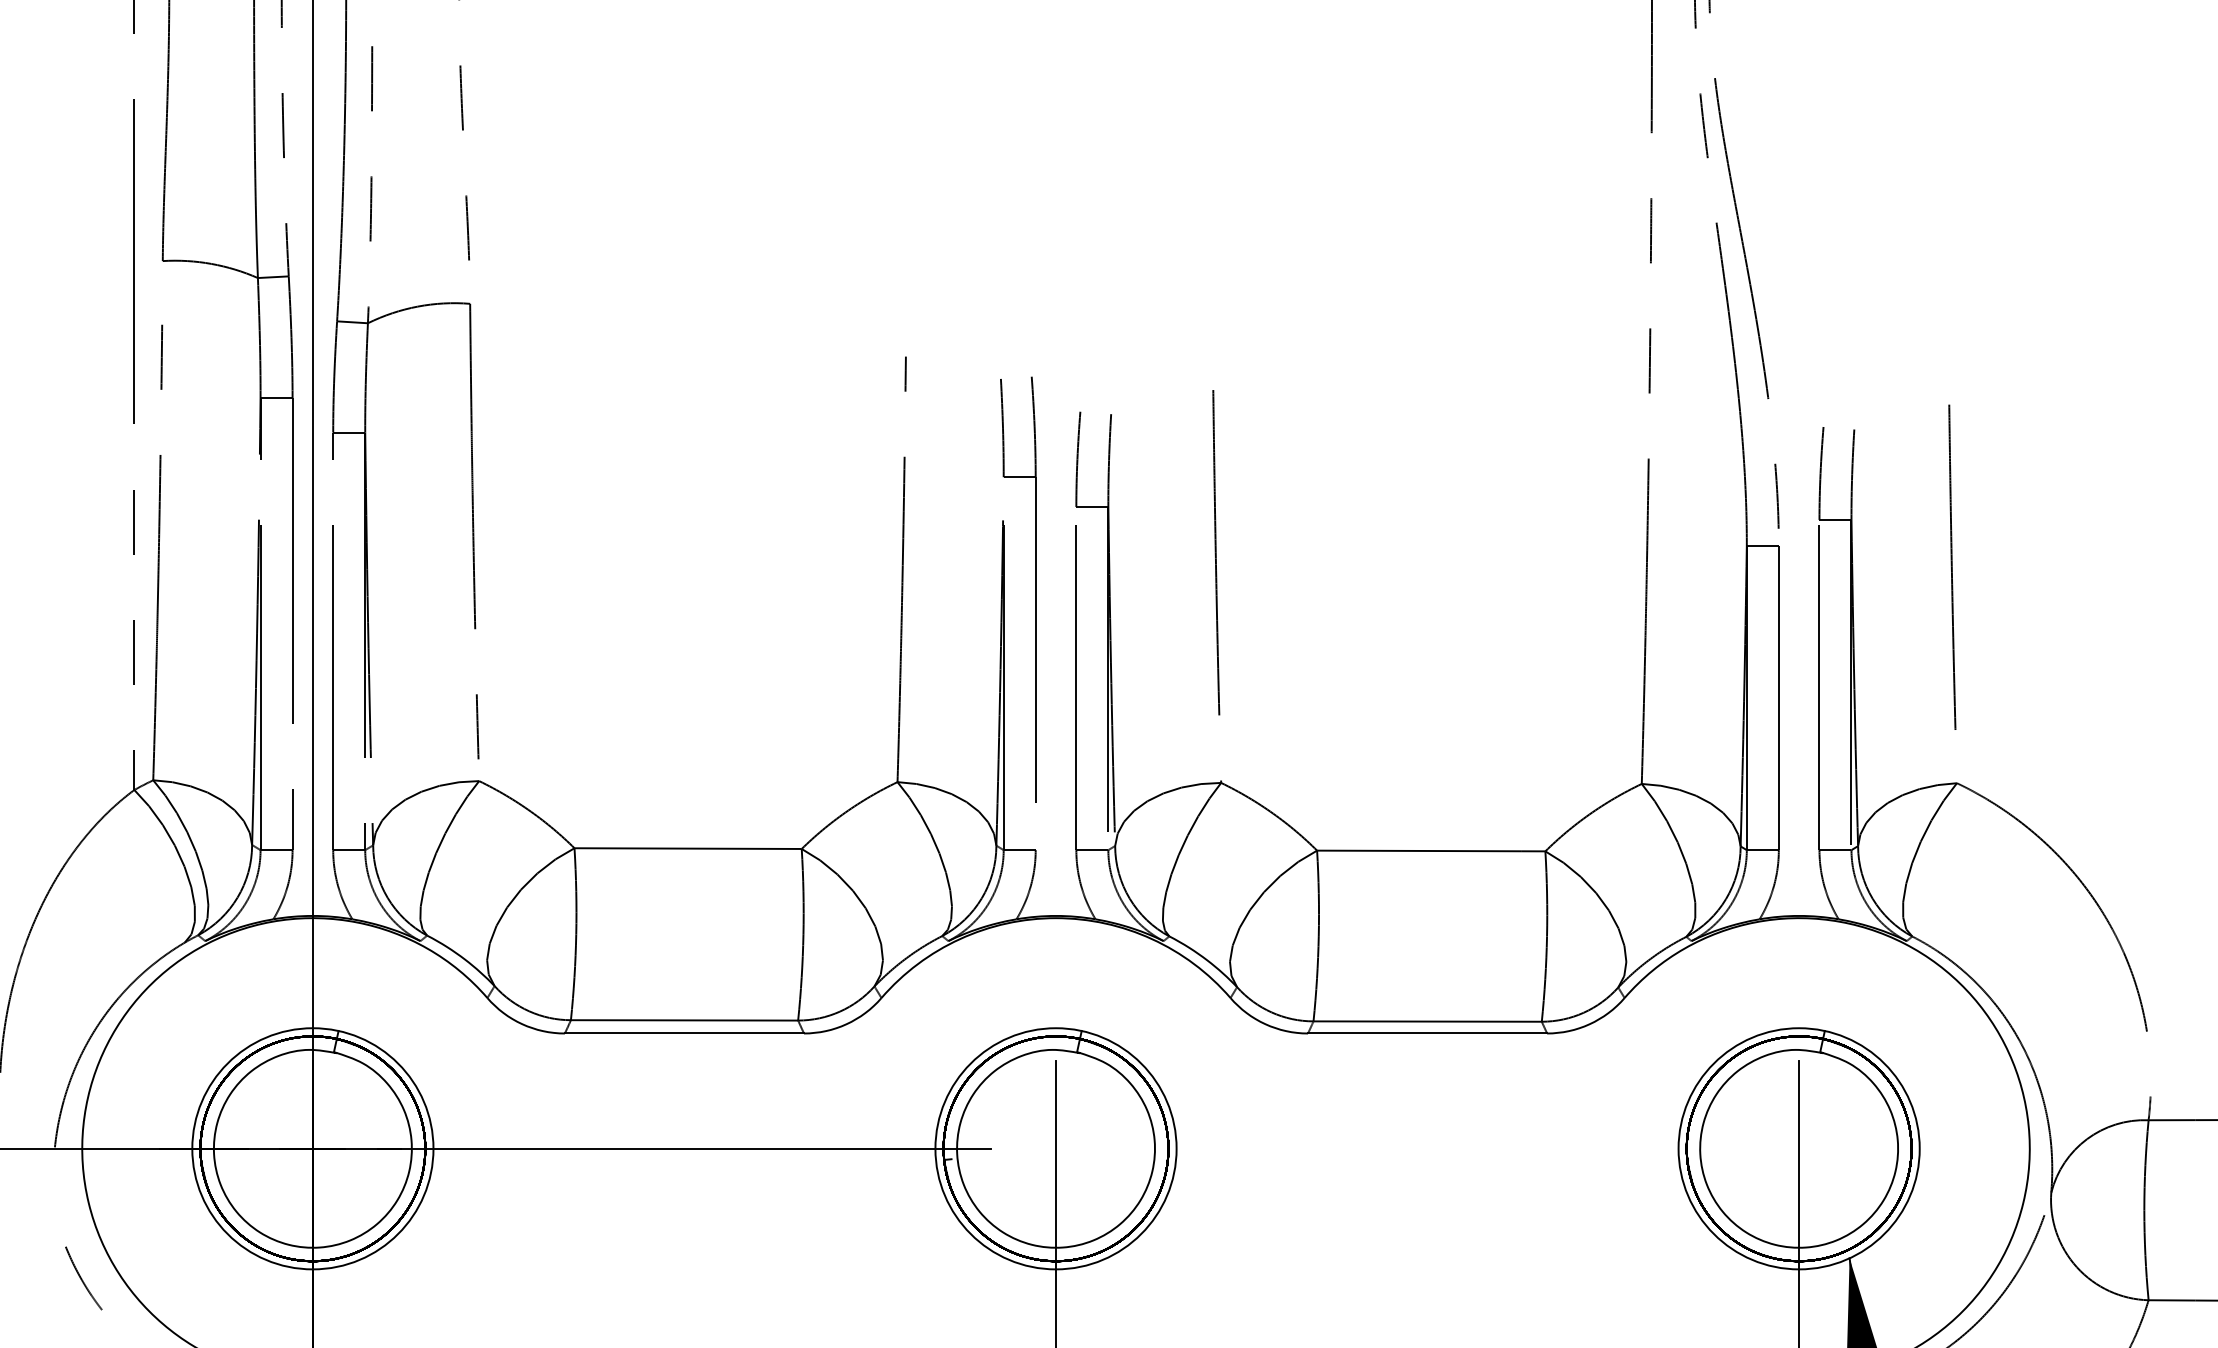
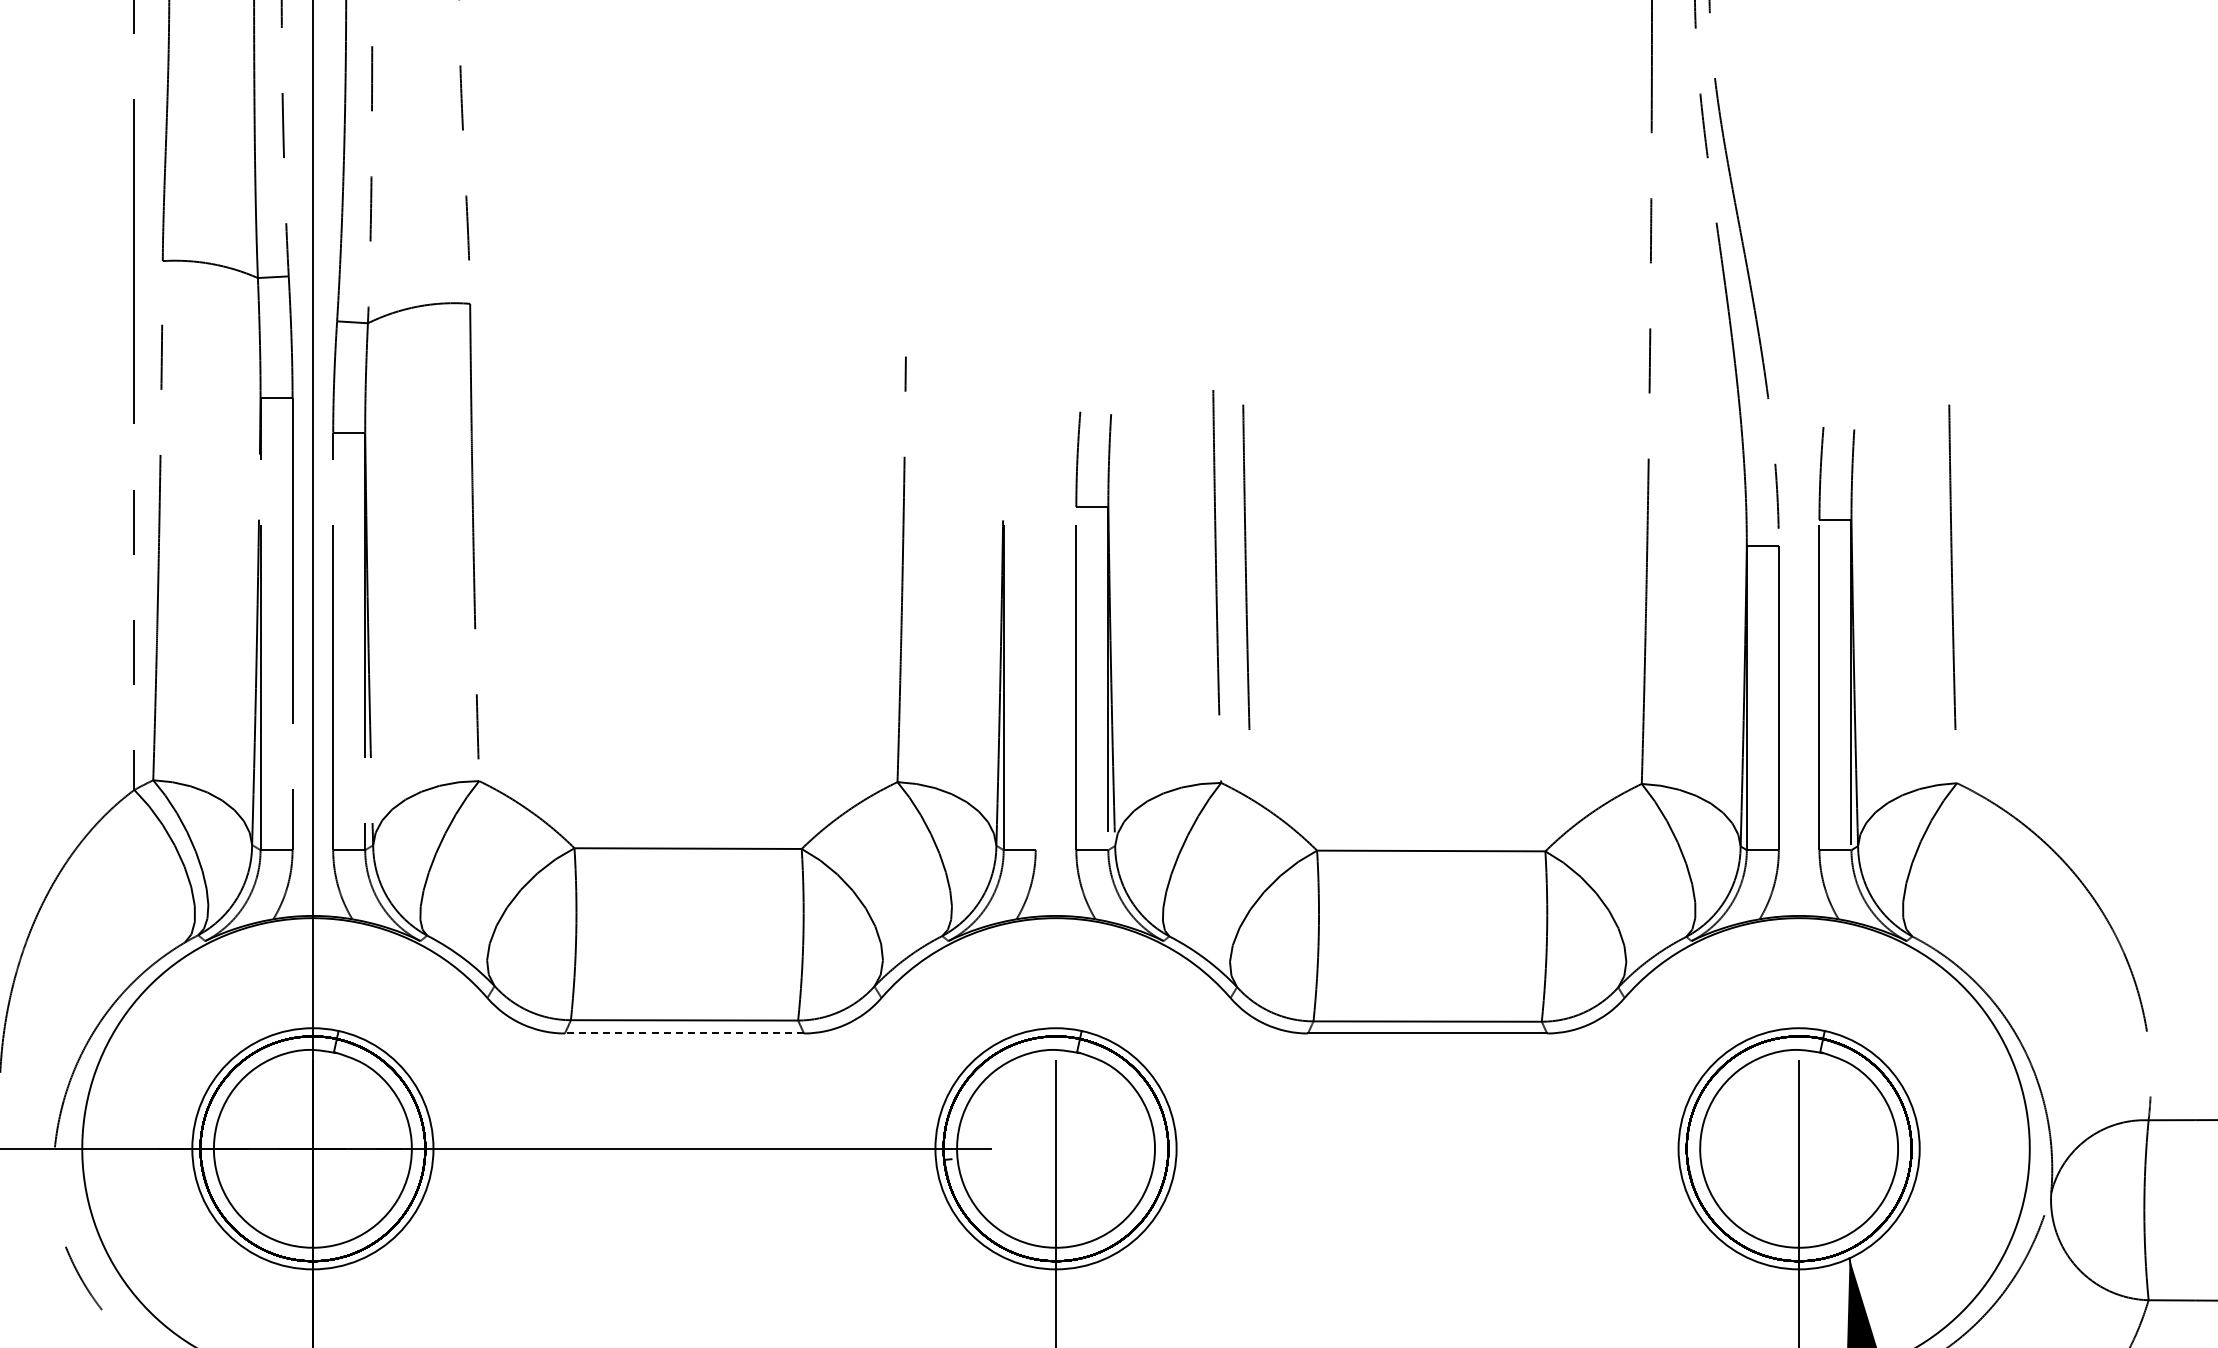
line: none -> present (1246, 566)
part: present -> none (1035, 589)
line: solid -> dashed (684, 1033)
